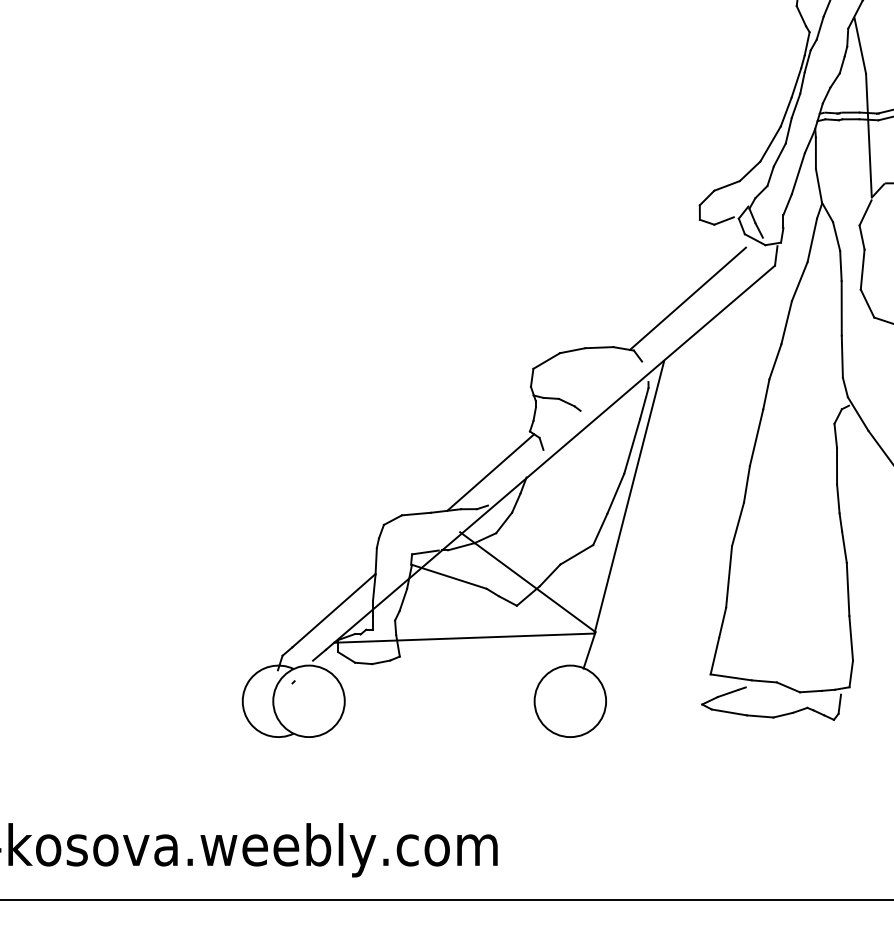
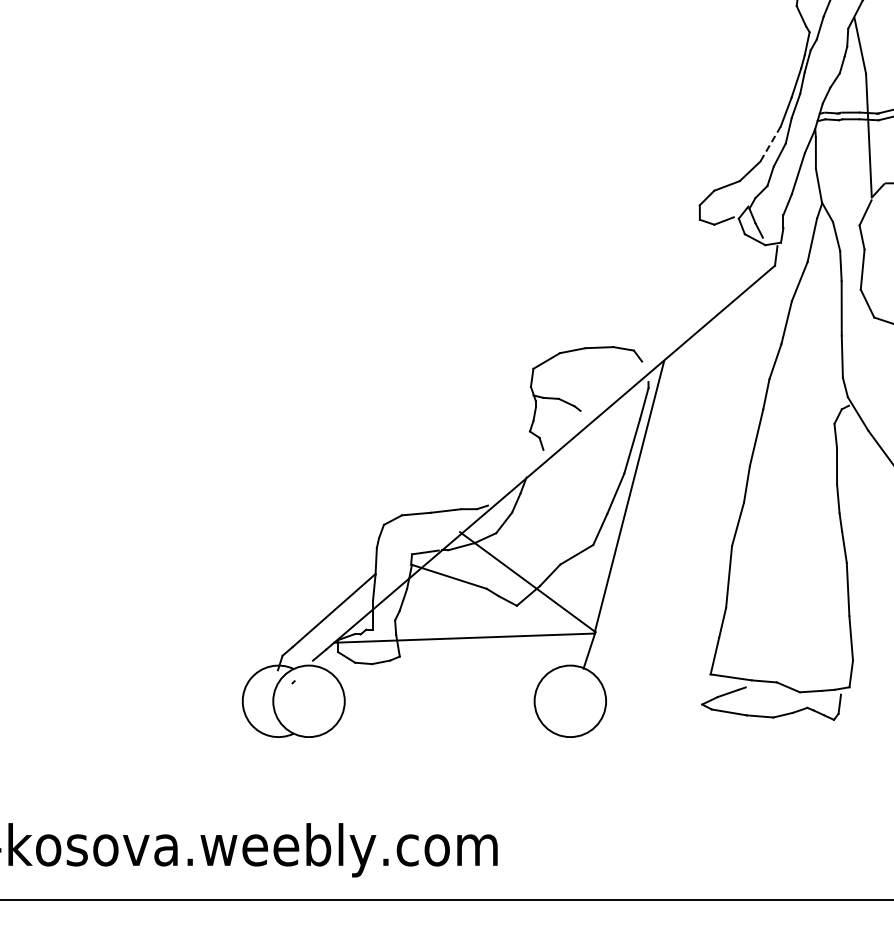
line: solid -> dashed (770, 144)
line: present -> none (687, 298)
line: present -> none (490, 472)
